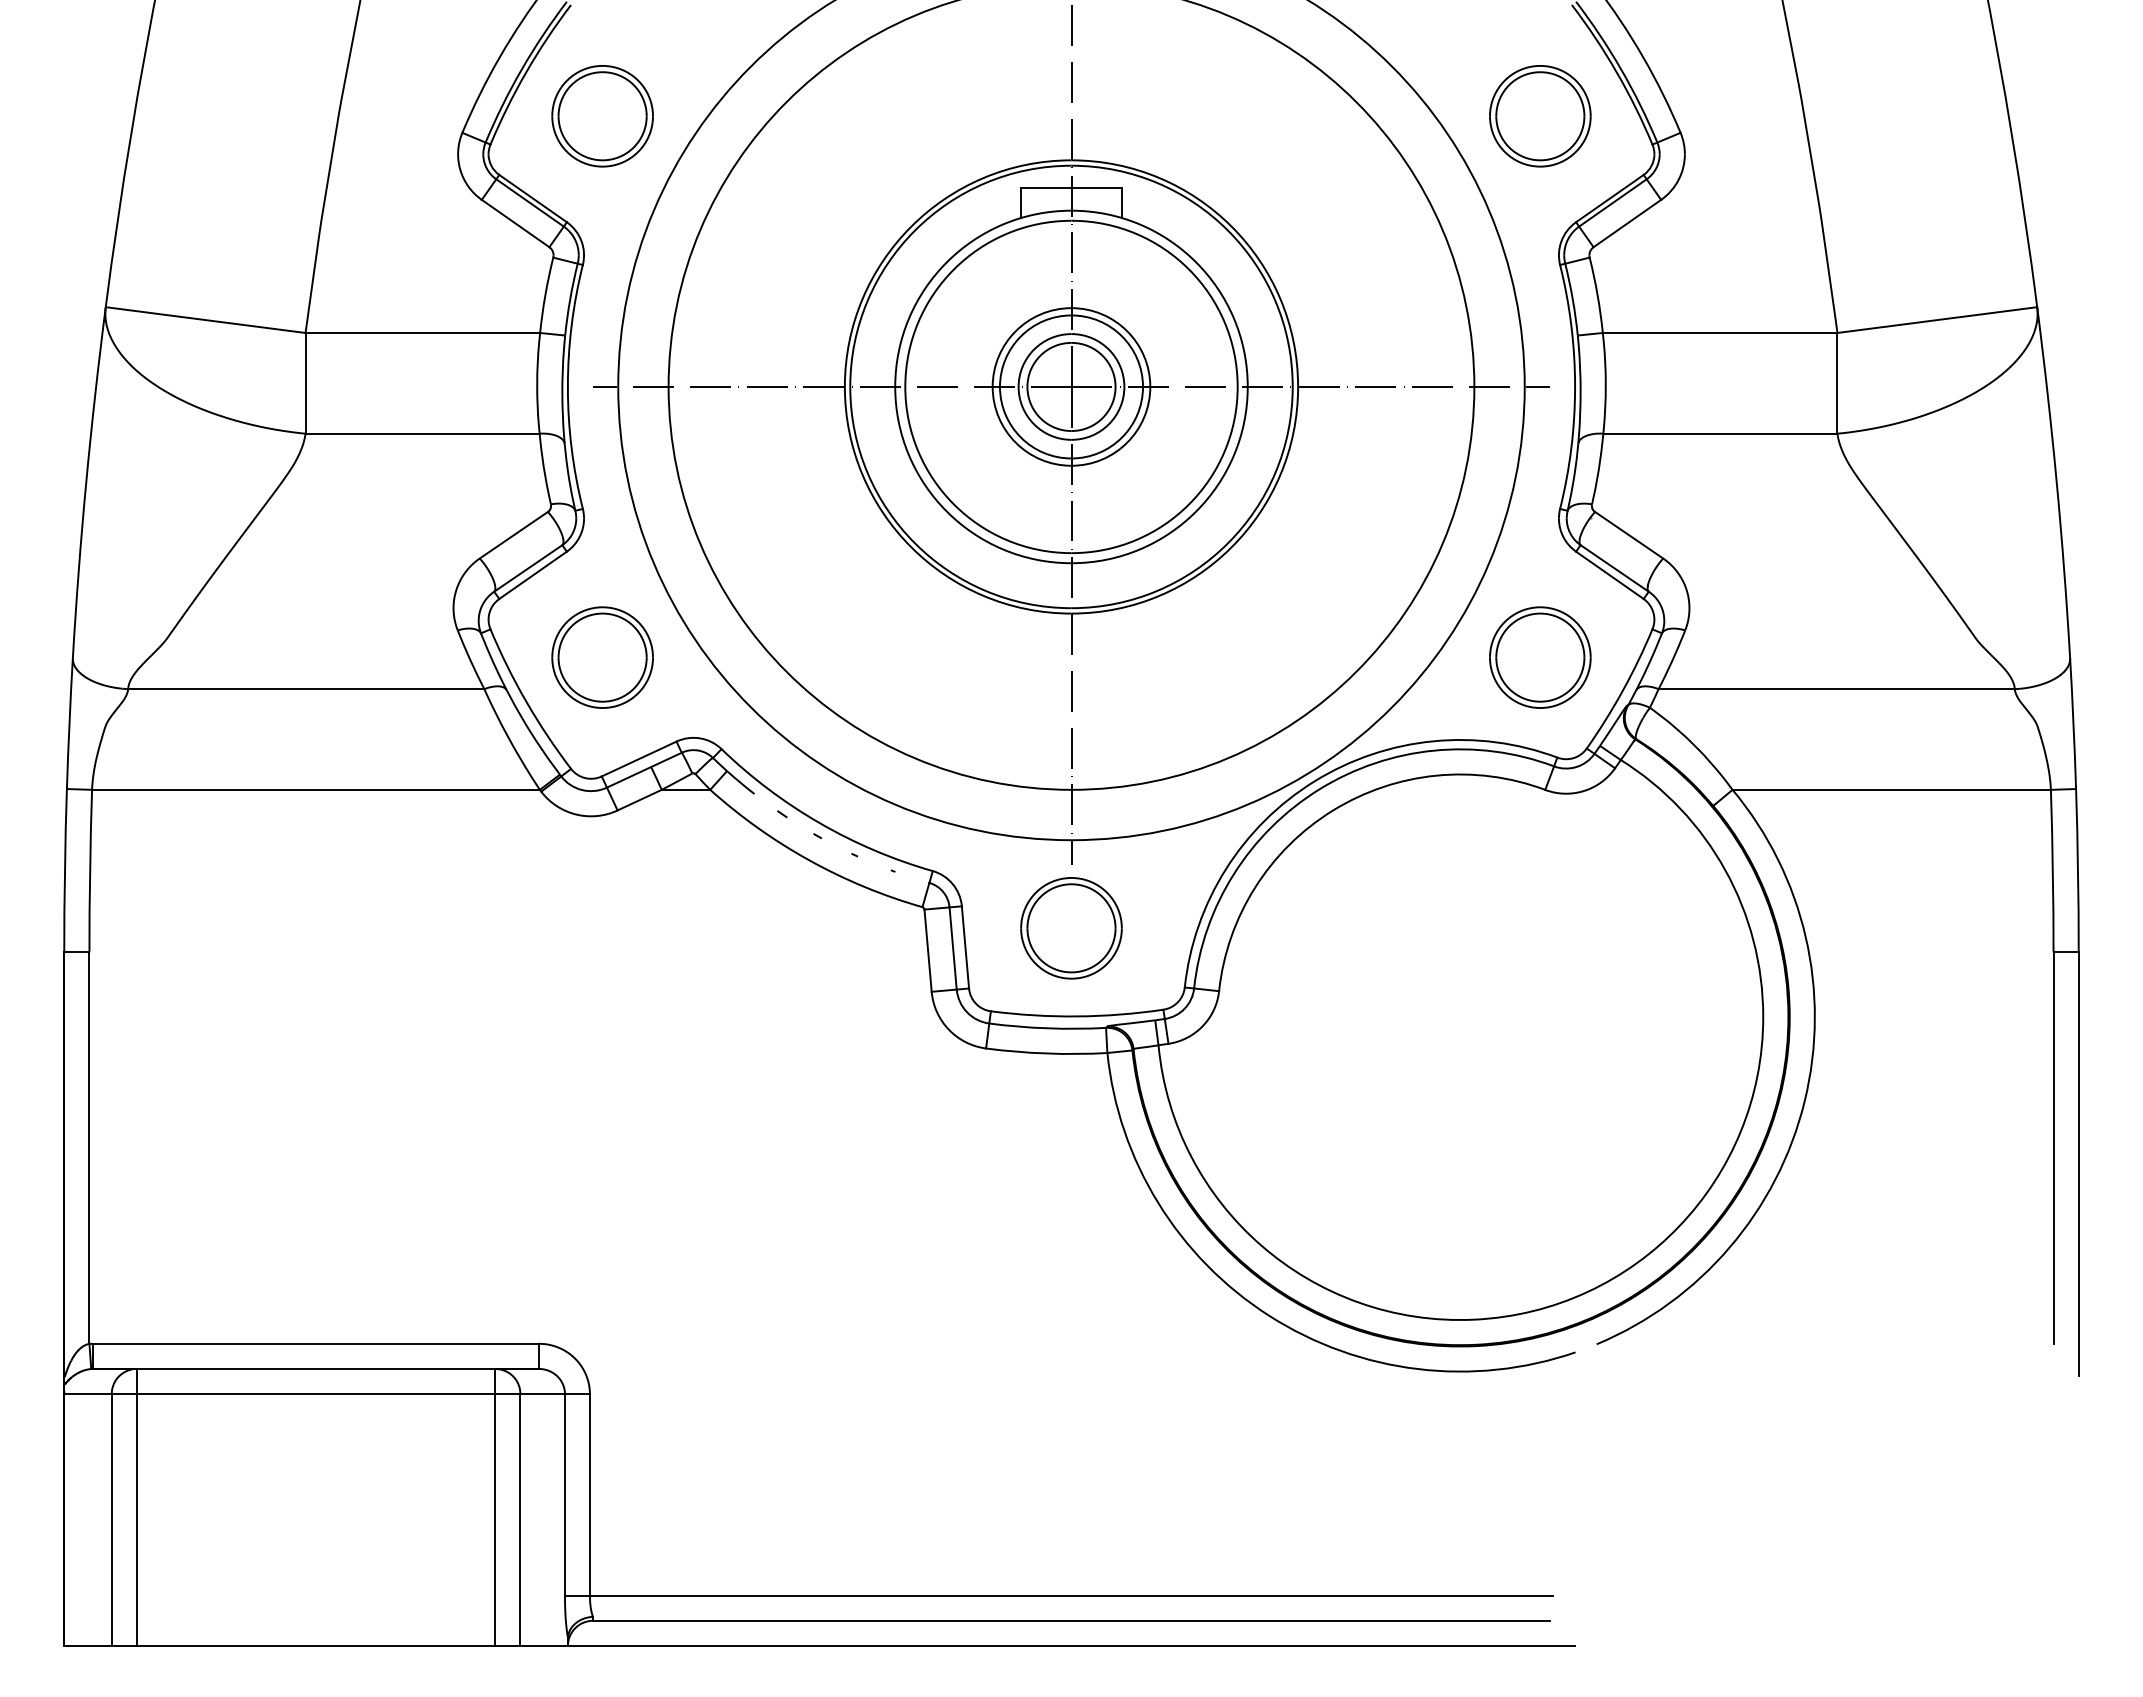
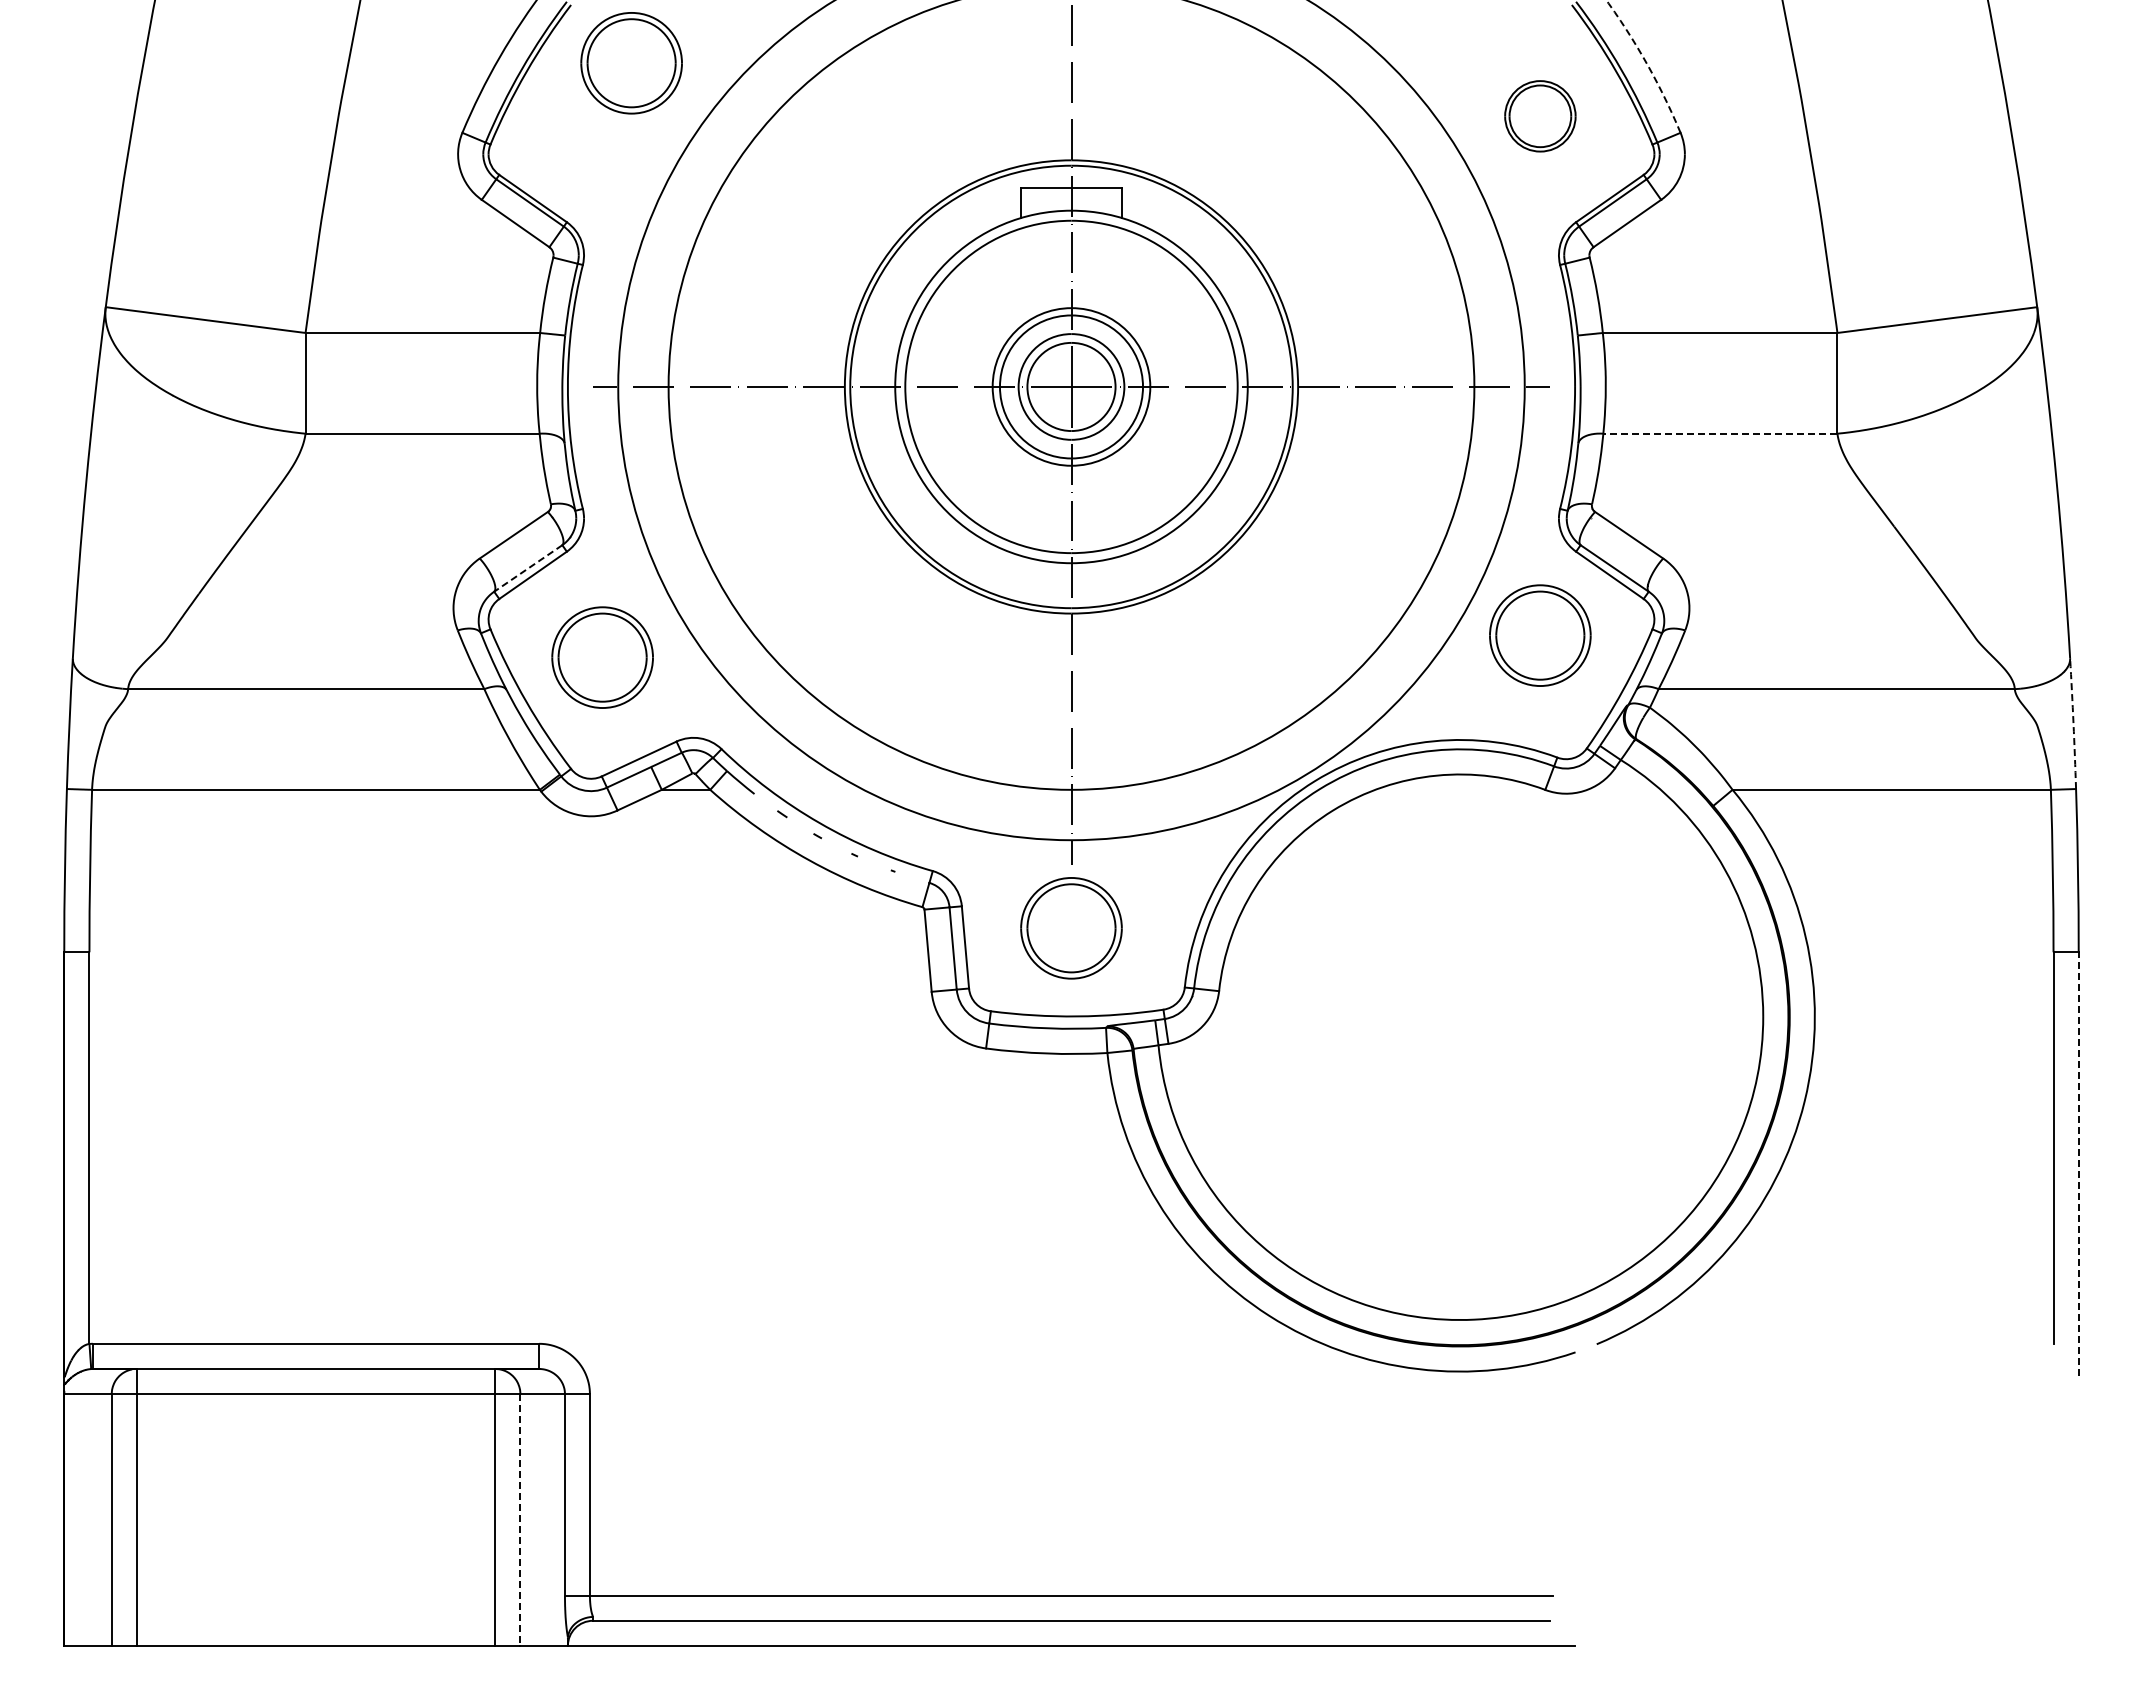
arc: solid -> dashed (1646, 63)
part position: (602, 116) -> (631, 63) (631, 63)
part size: 103x103 px -> 73x73 px (1540, 116)
line: solid -> dashed (1720, 433)
line: solid -> dashed (527, 568)
part position: (1540, 657) -> (1540, 635) (1540, 635)
arc: solid -> dashed (2073, 723)
line: solid -> dashed (2078, 1163)
line: solid -> dashed (520, 1520)
